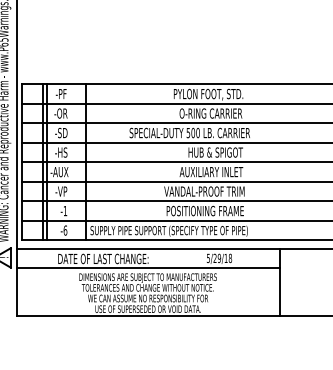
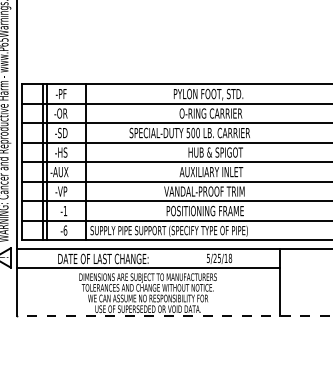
text: 5/29/18 -> 5/25/18 (219, 258)
line: solid -> dashed (174, 316)
